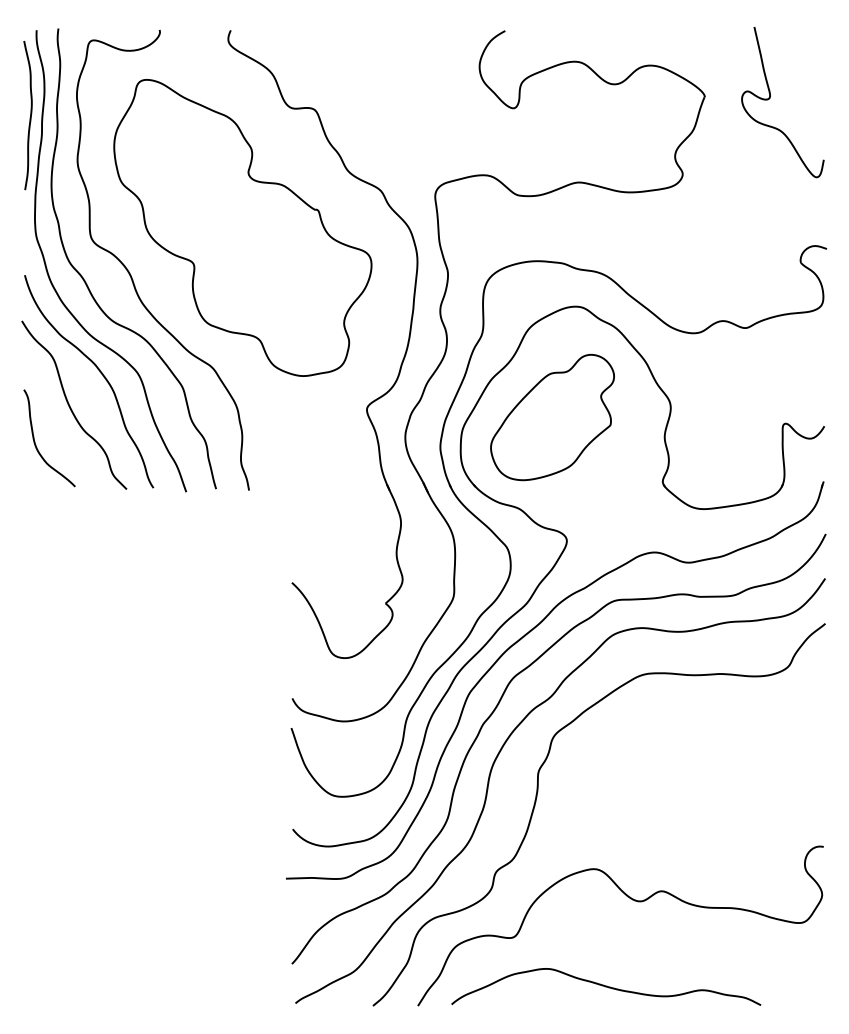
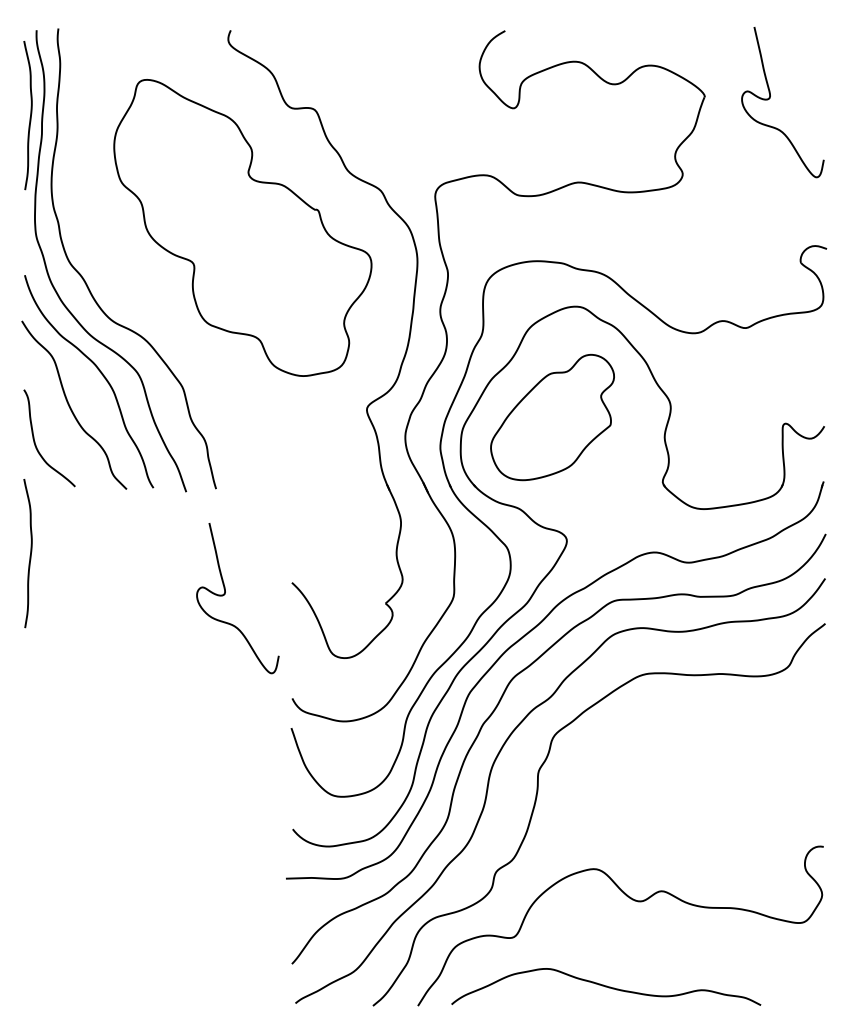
curve: present -> none (131, 275)
curve: none -> present (29, 555)
curve: none -> present (225, 594)
